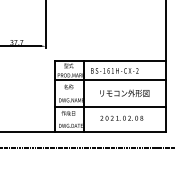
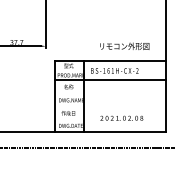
text position: (124, 92) -> (124, 45) (124, 45)
line: present -> none (109, 107)
